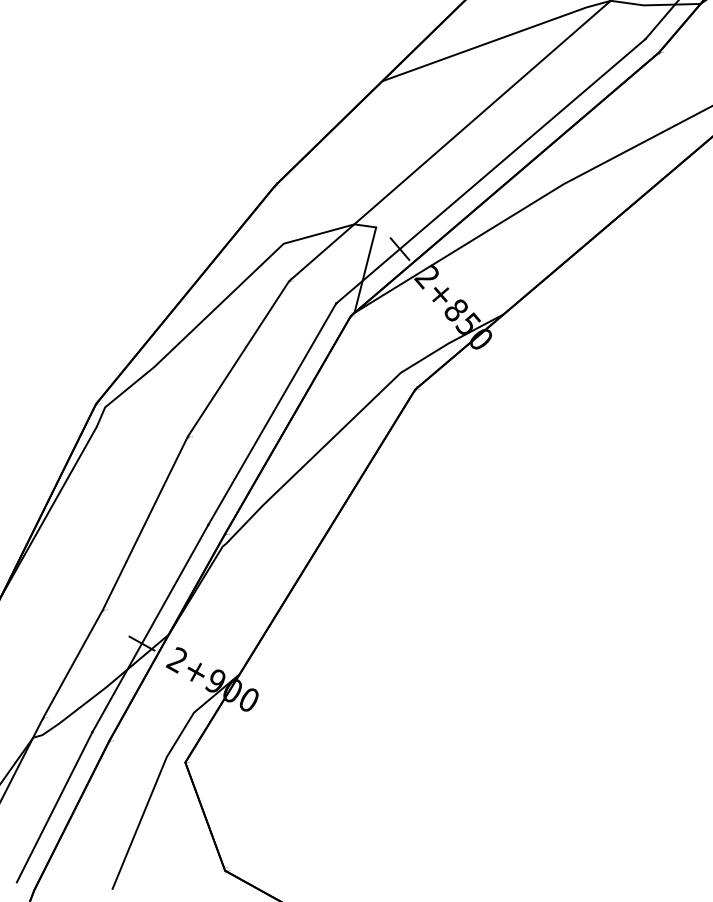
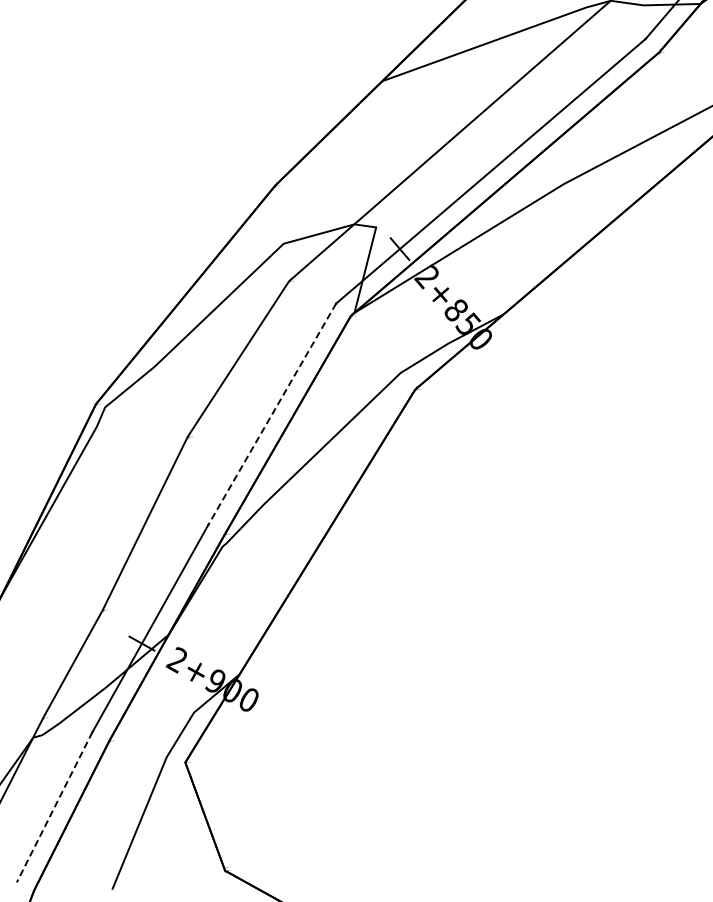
line: solid -> dashed (272, 414)
line: solid -> dashed (54, 807)
